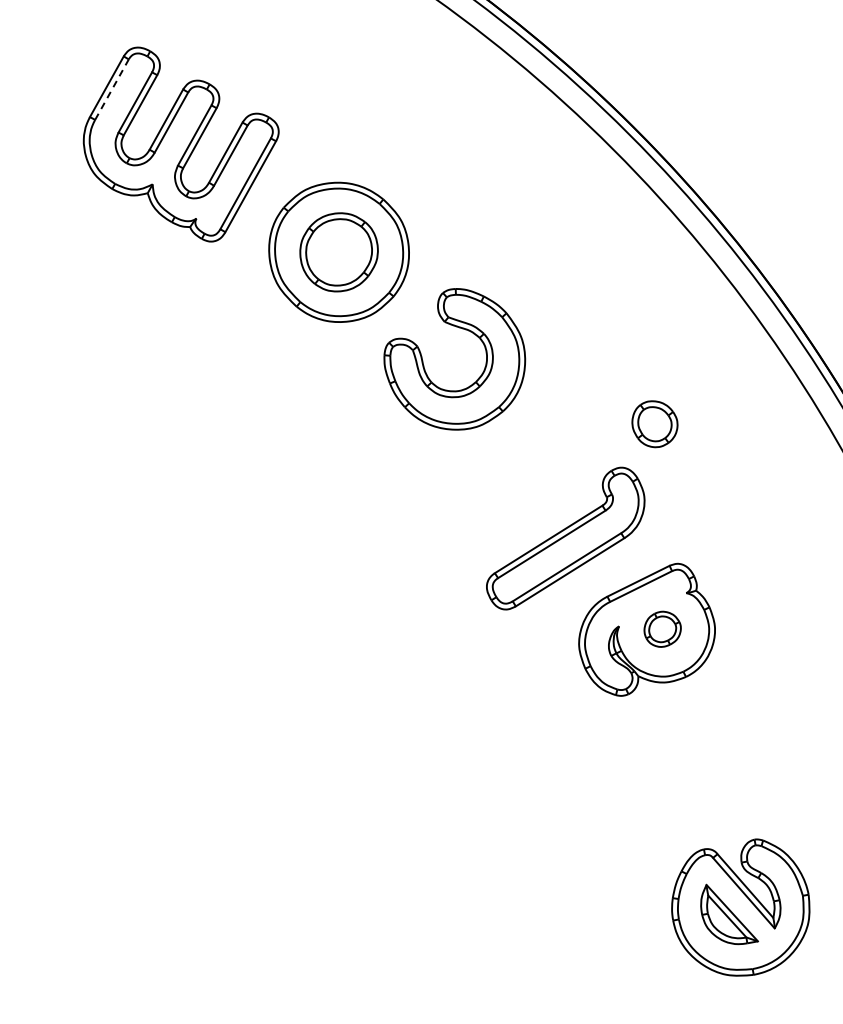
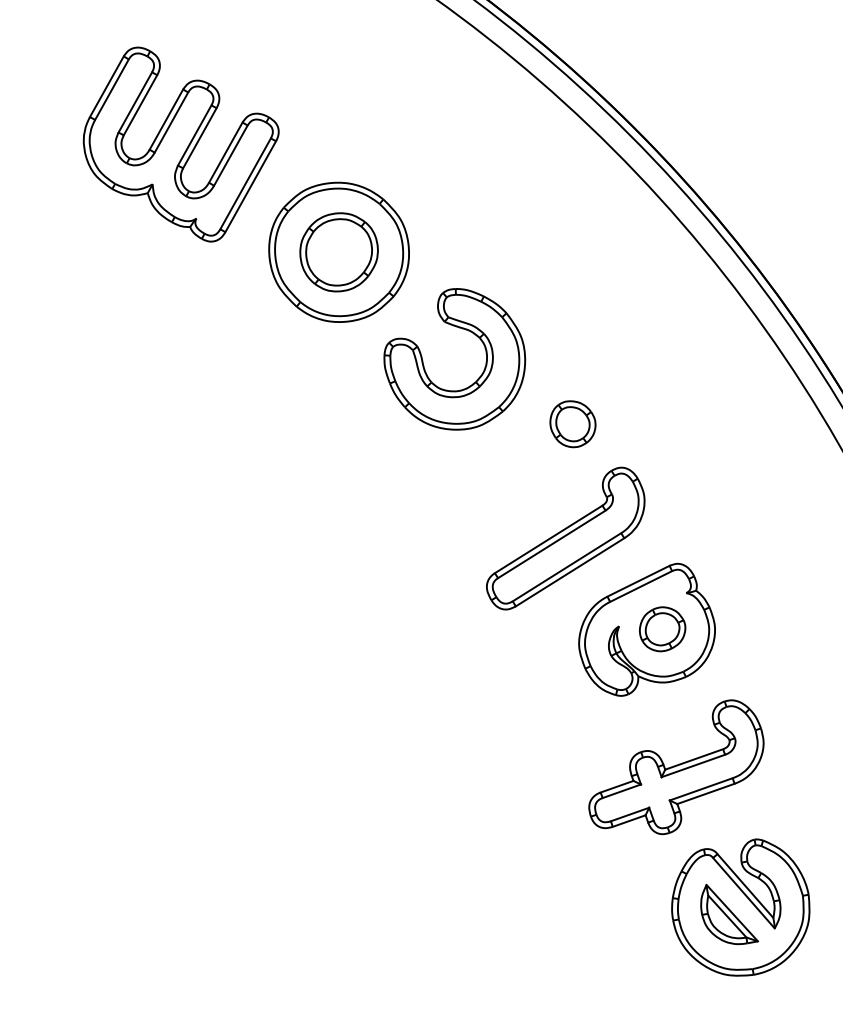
line: dashed -> solid (112, 89)
part position: (654, 424) -> (572, 424) (572, 424)
part size: 39x38 px -> 48x47 px (662, 629)
part: none -> present (676, 767)
